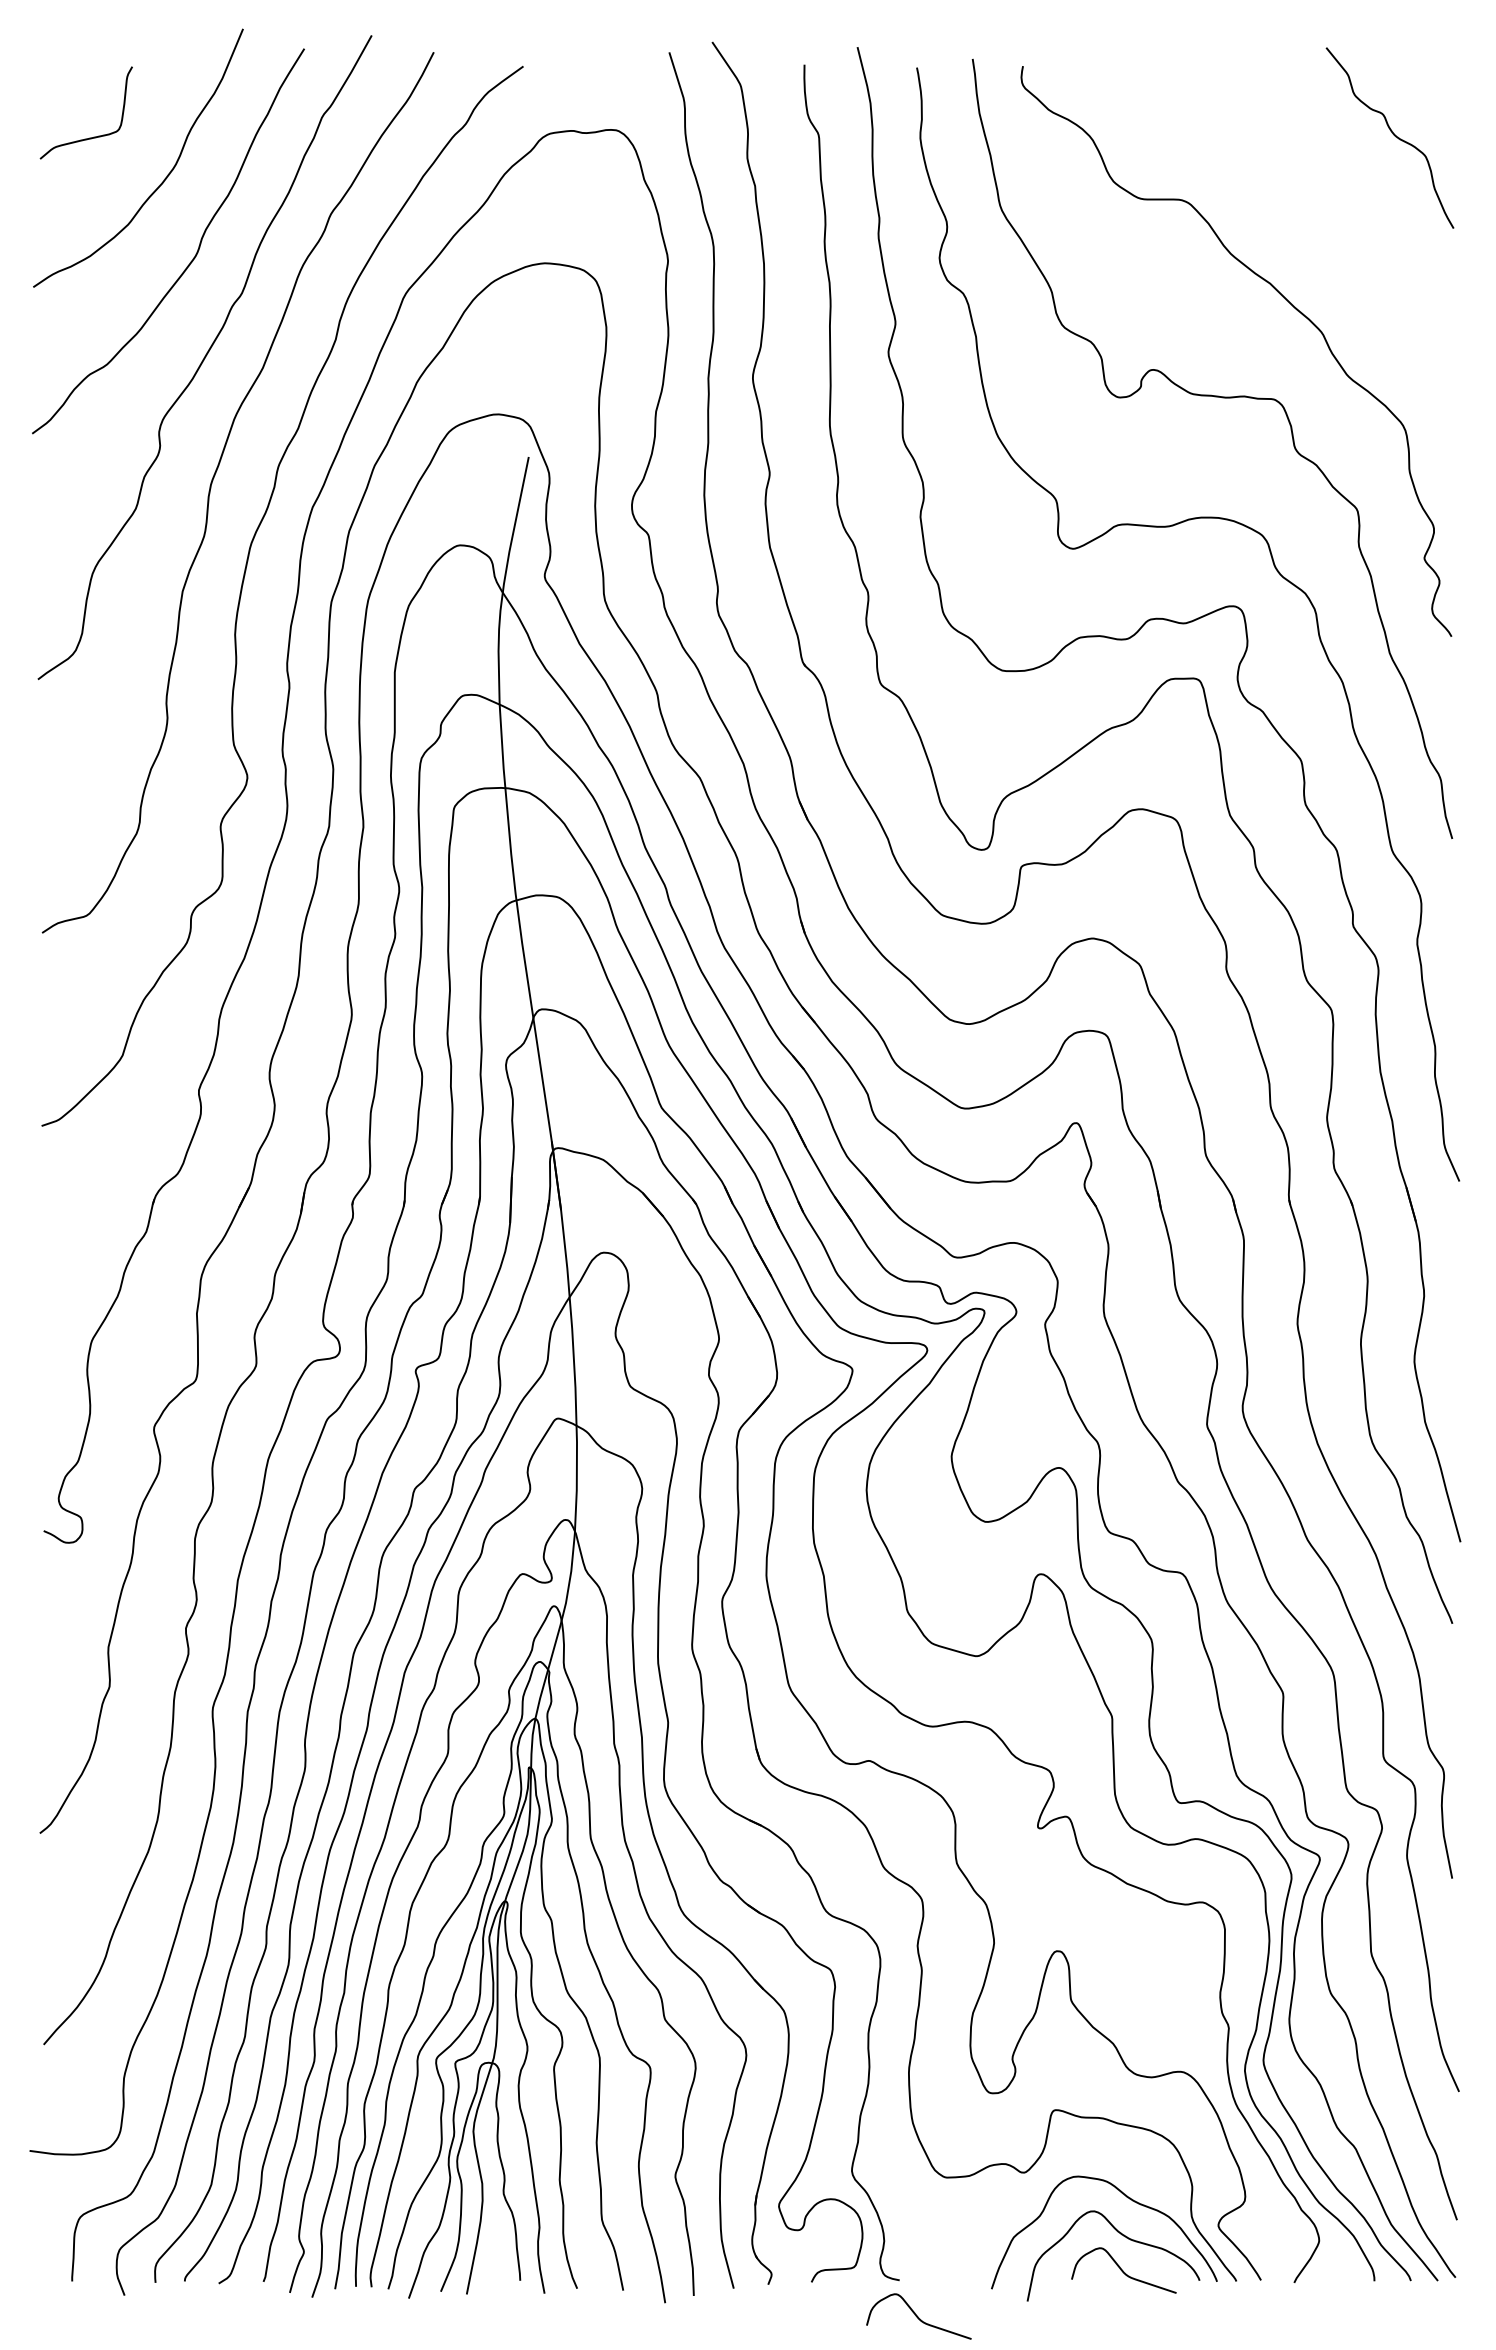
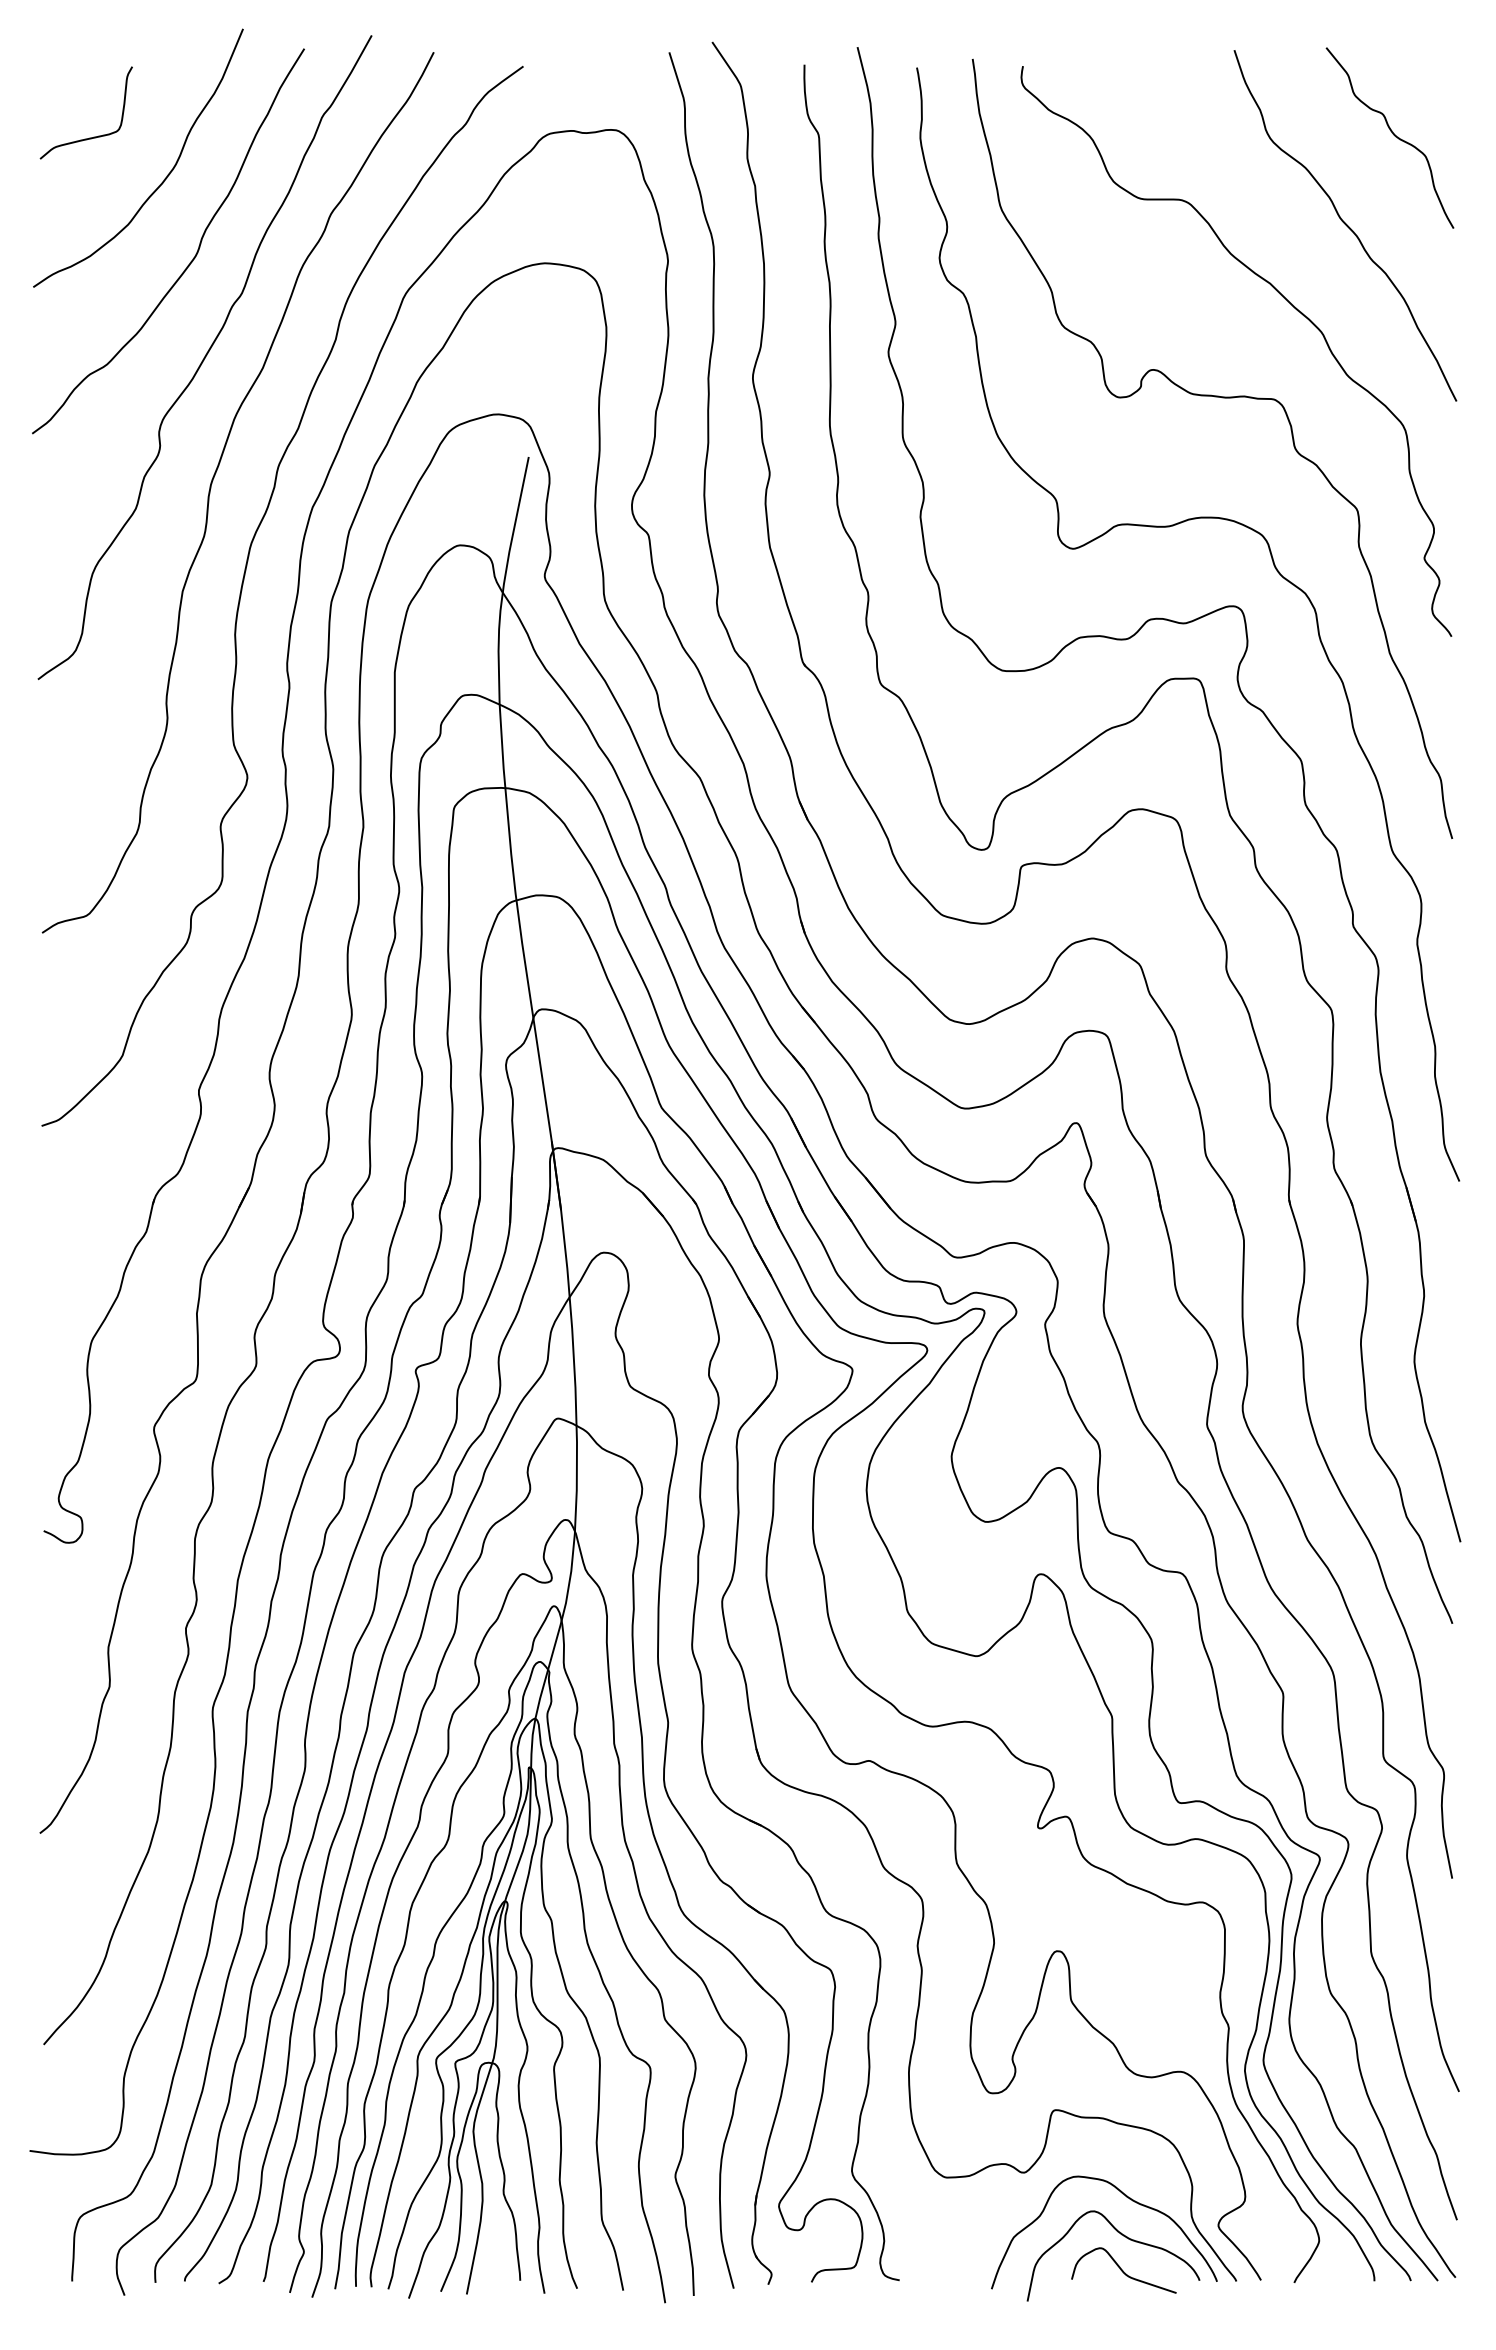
curve: none -> present (1345, 225)
curve: present -> none (918, 2316)
